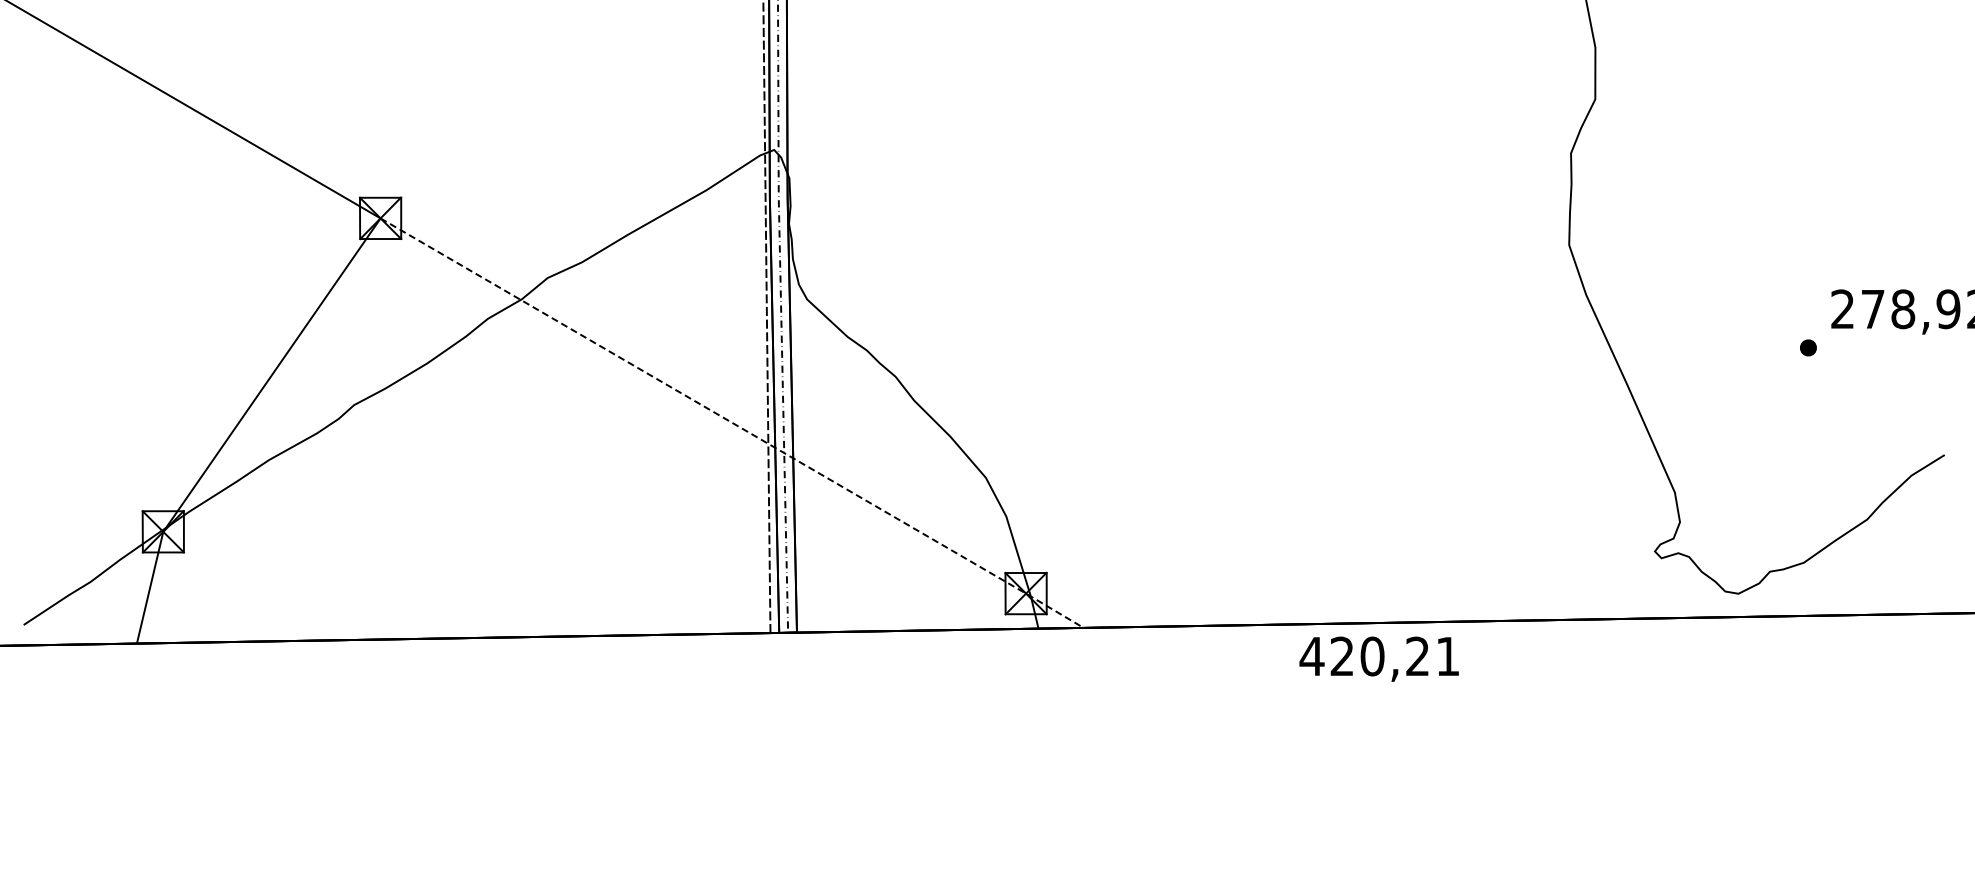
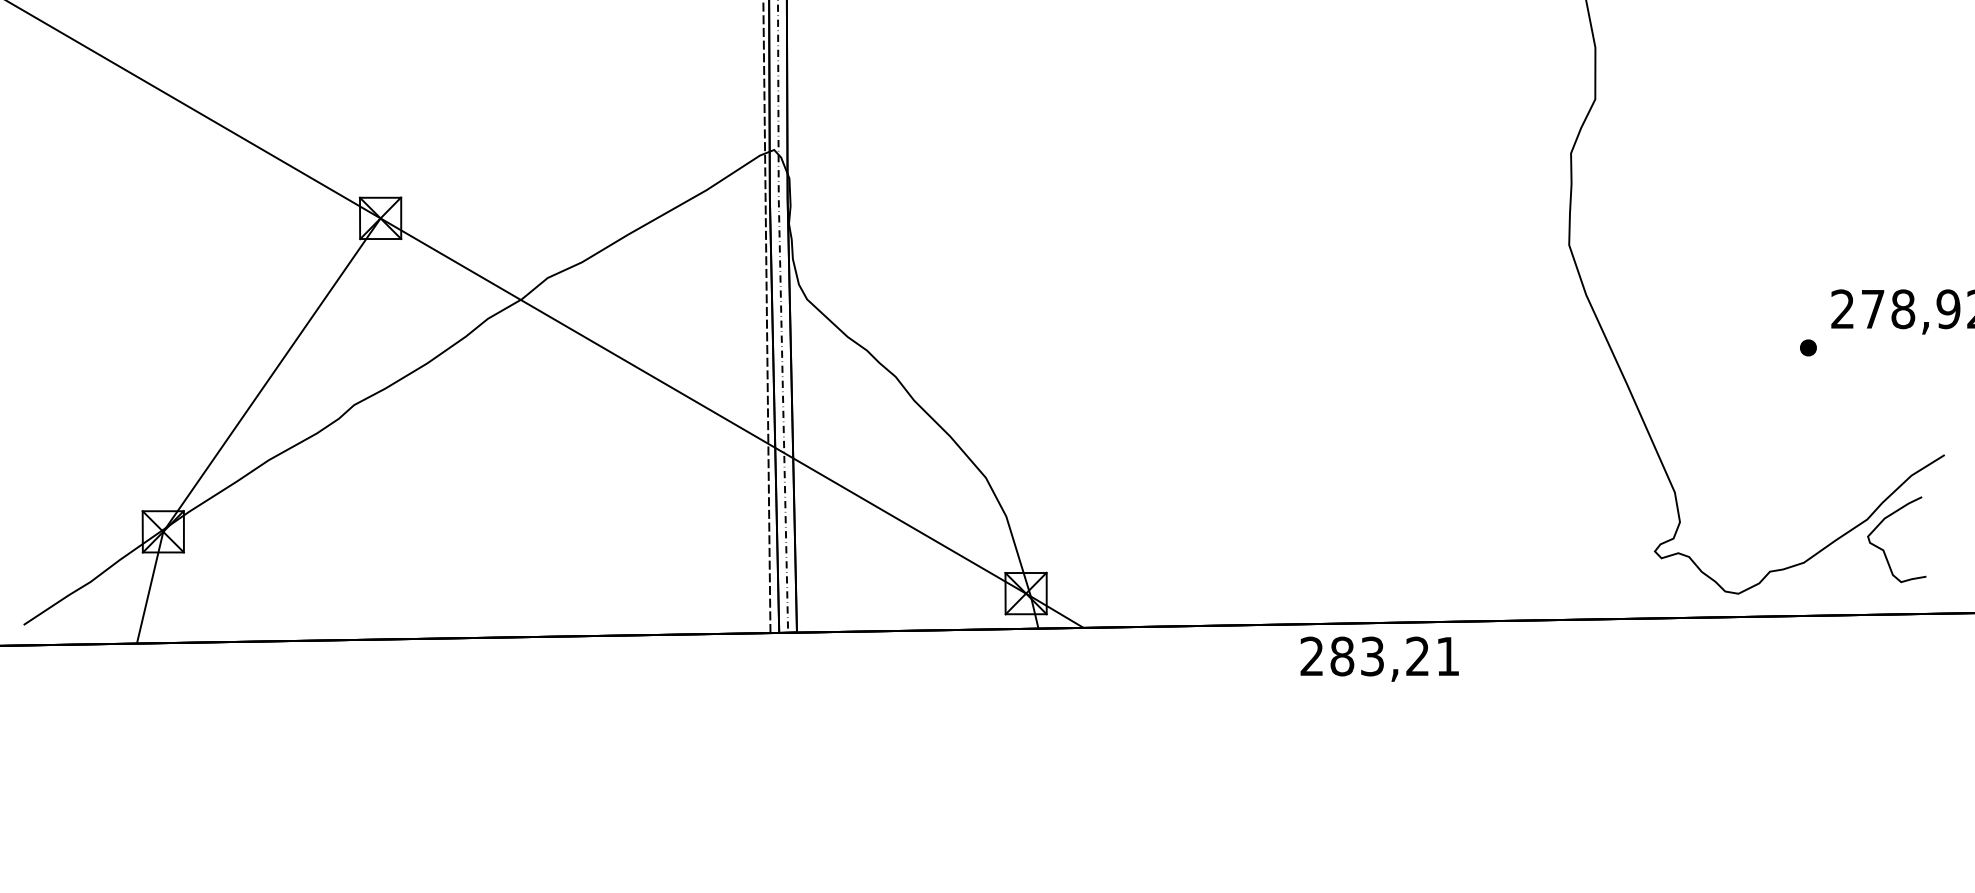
line: dashed -> solid (733, 423)
curve: none -> present (1884, 550)
text: 420,21 -> 283,21 (1341, 656)
